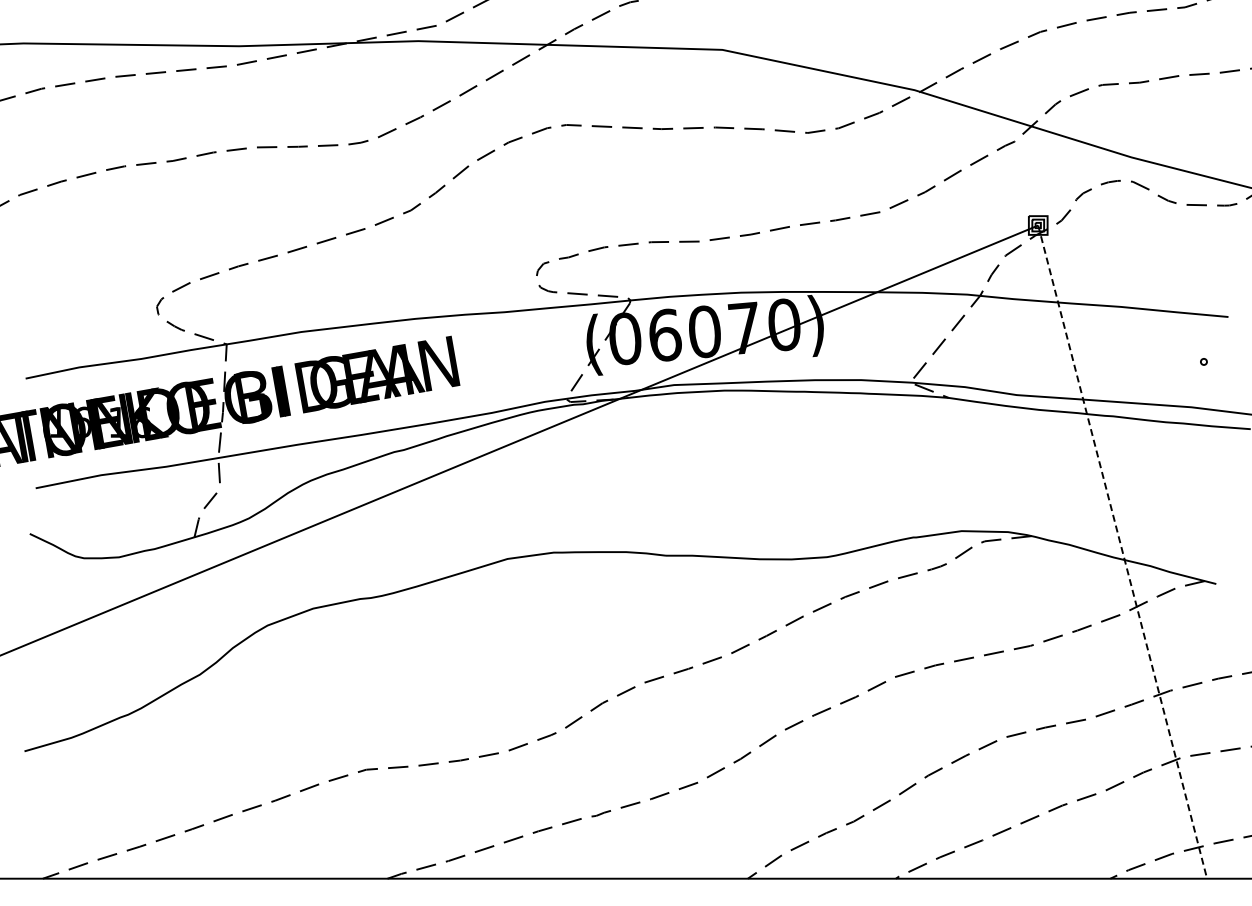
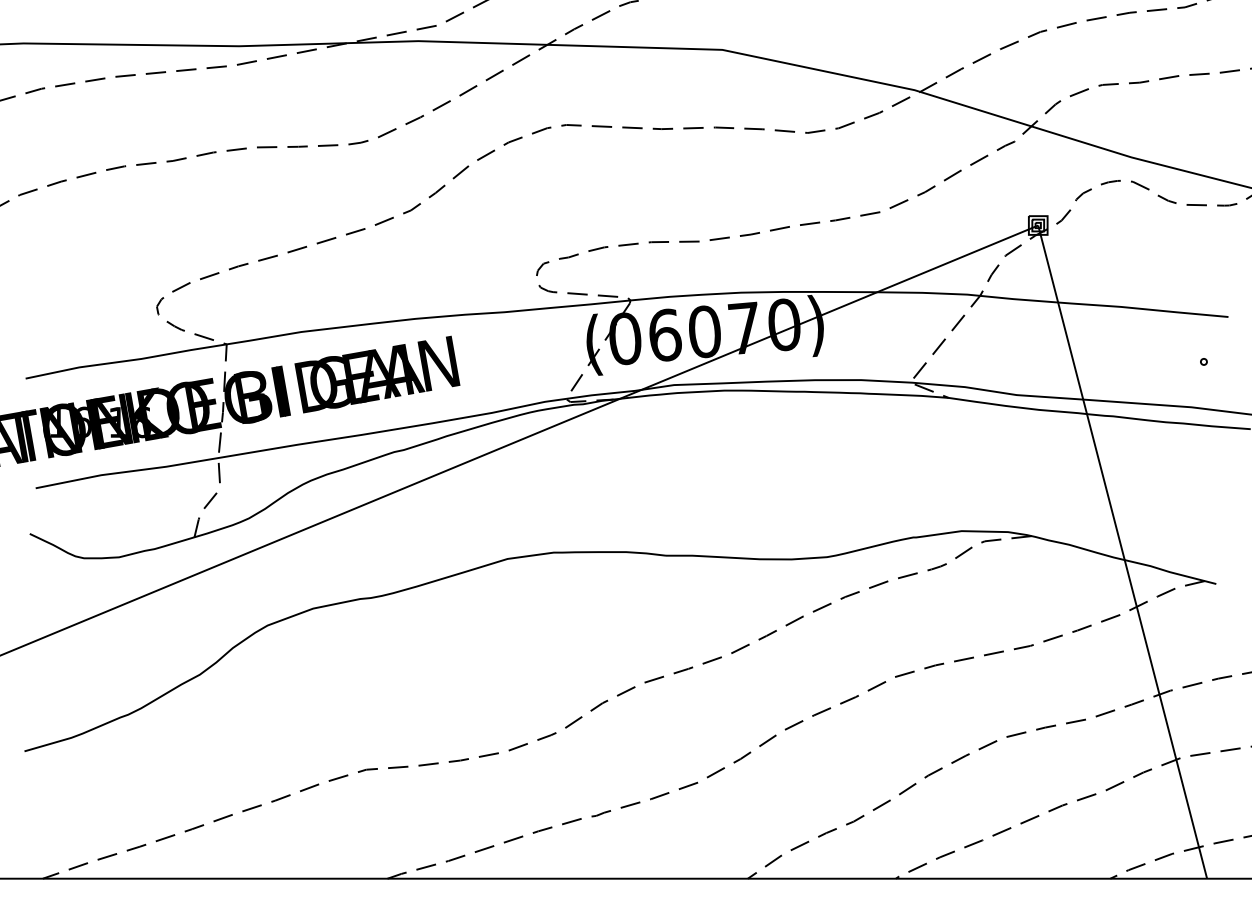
line: dashed -> solid (1122, 552)
